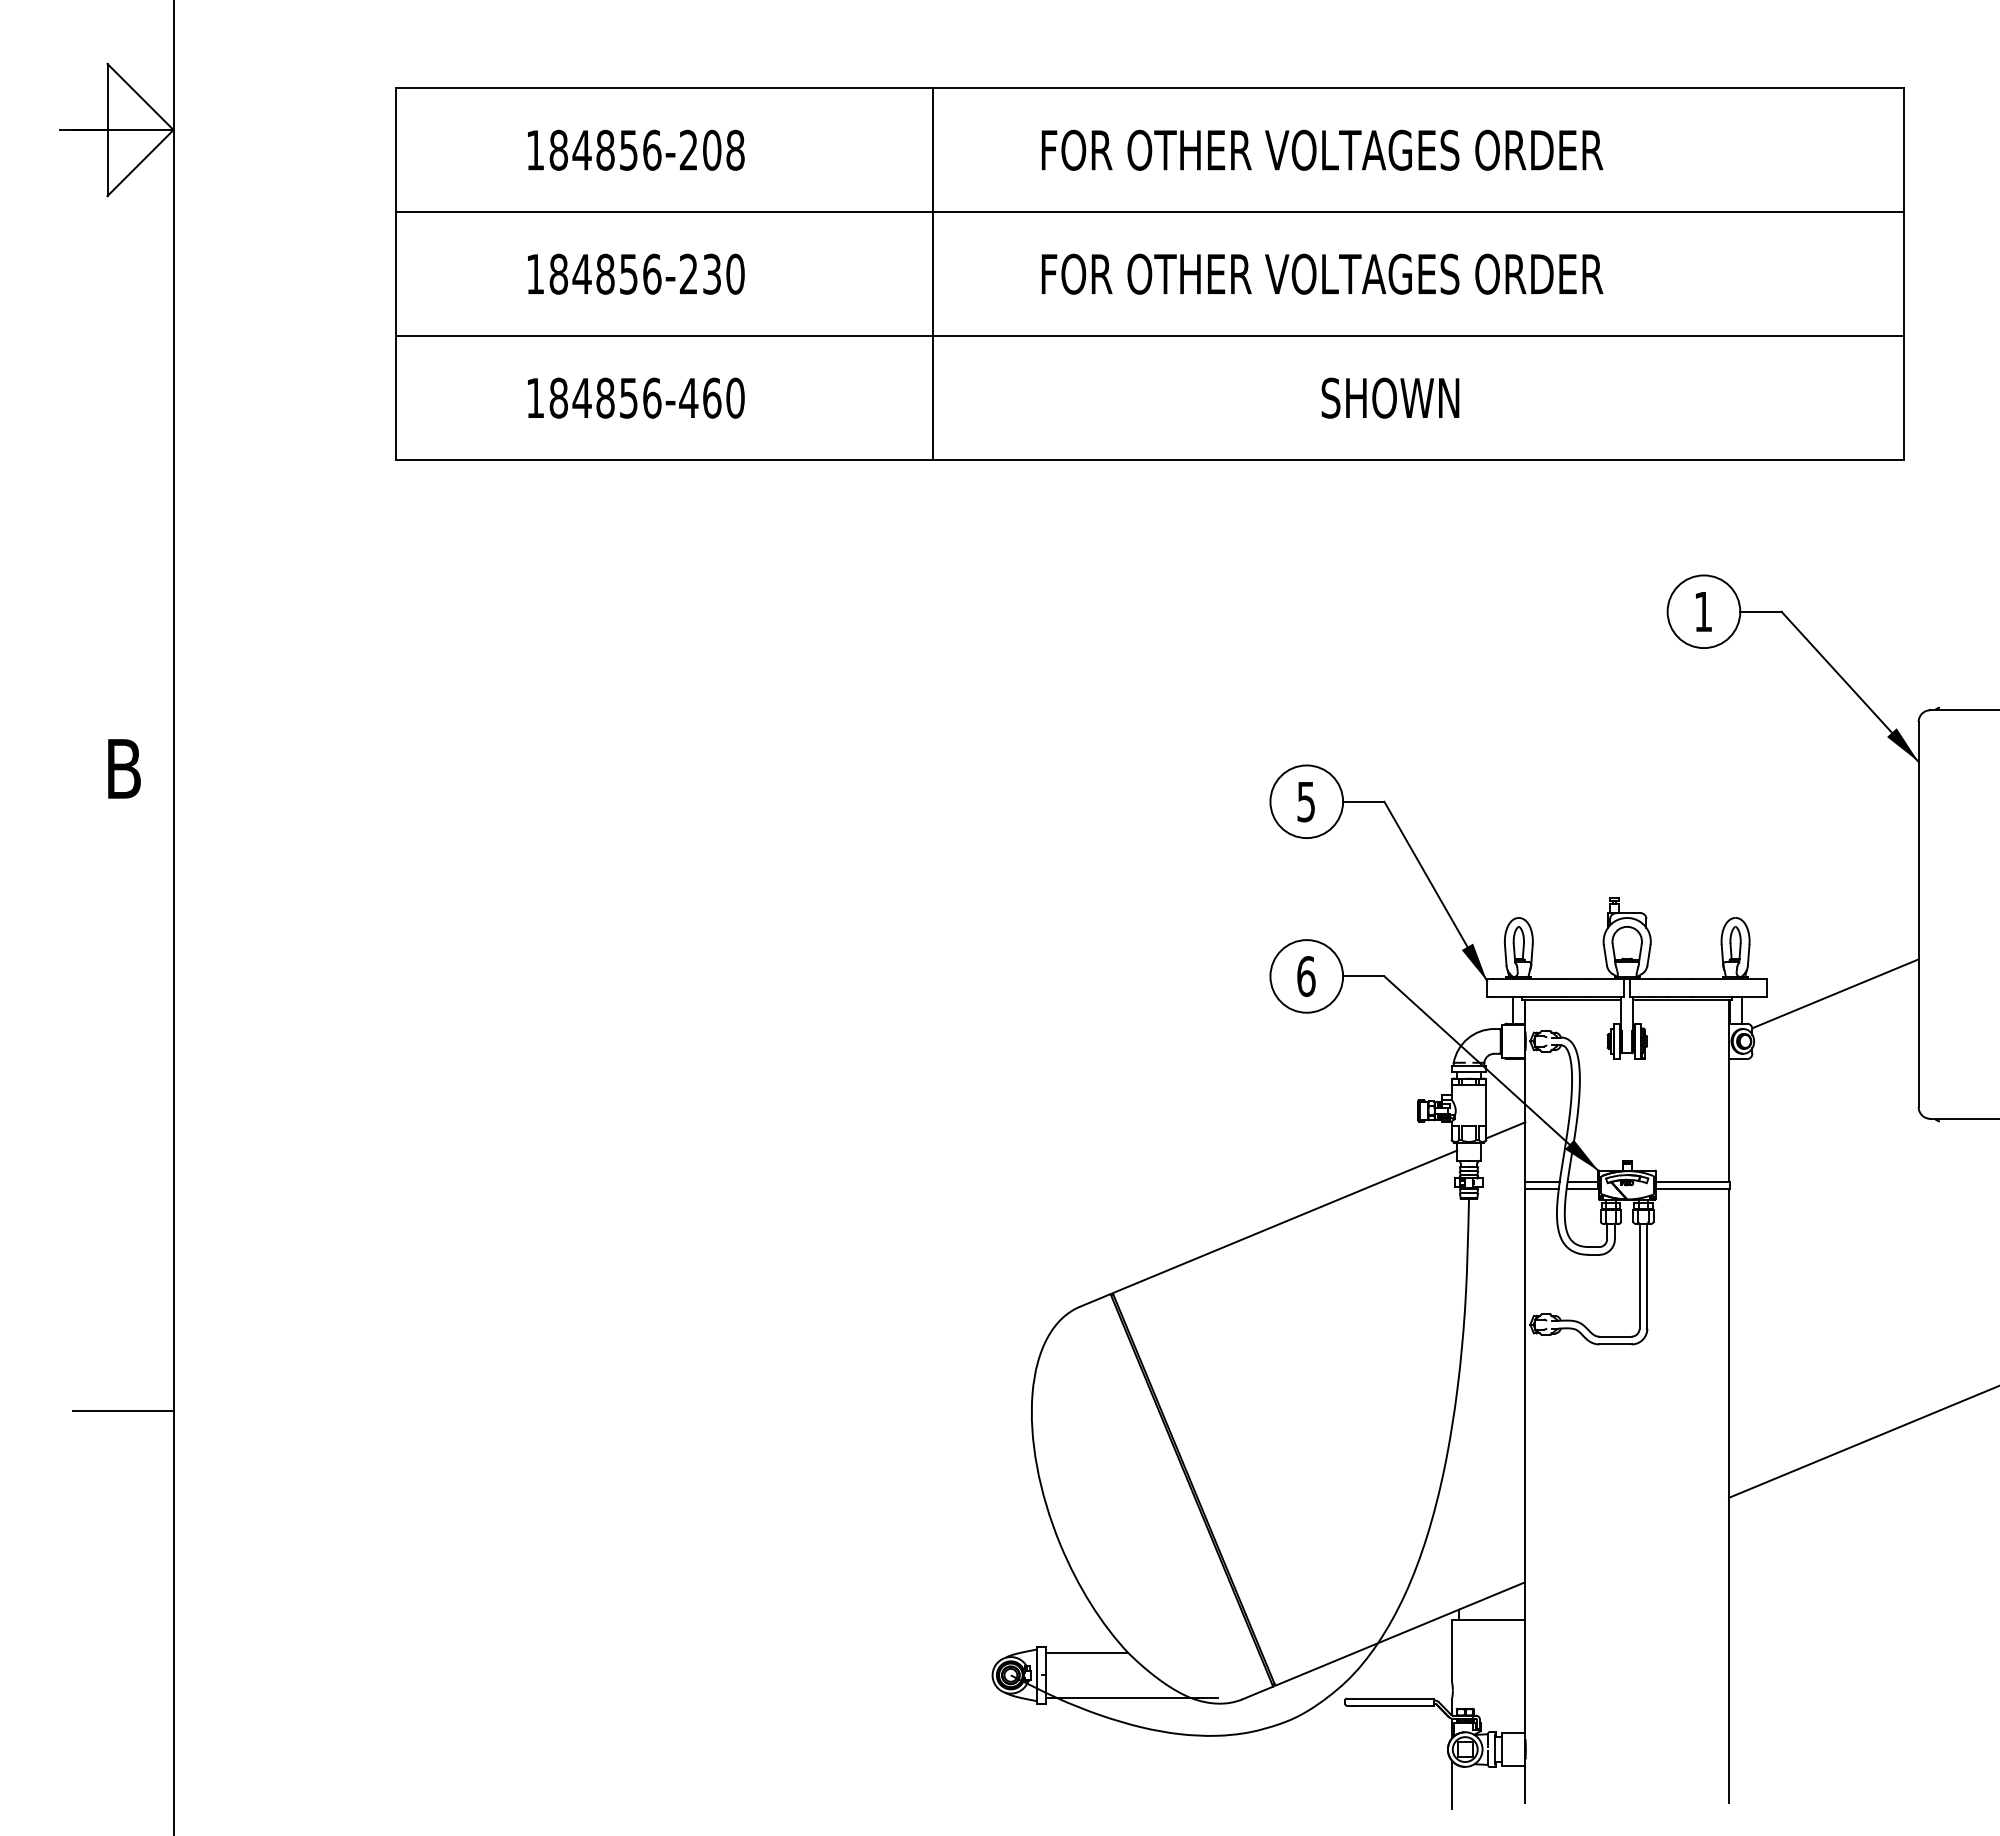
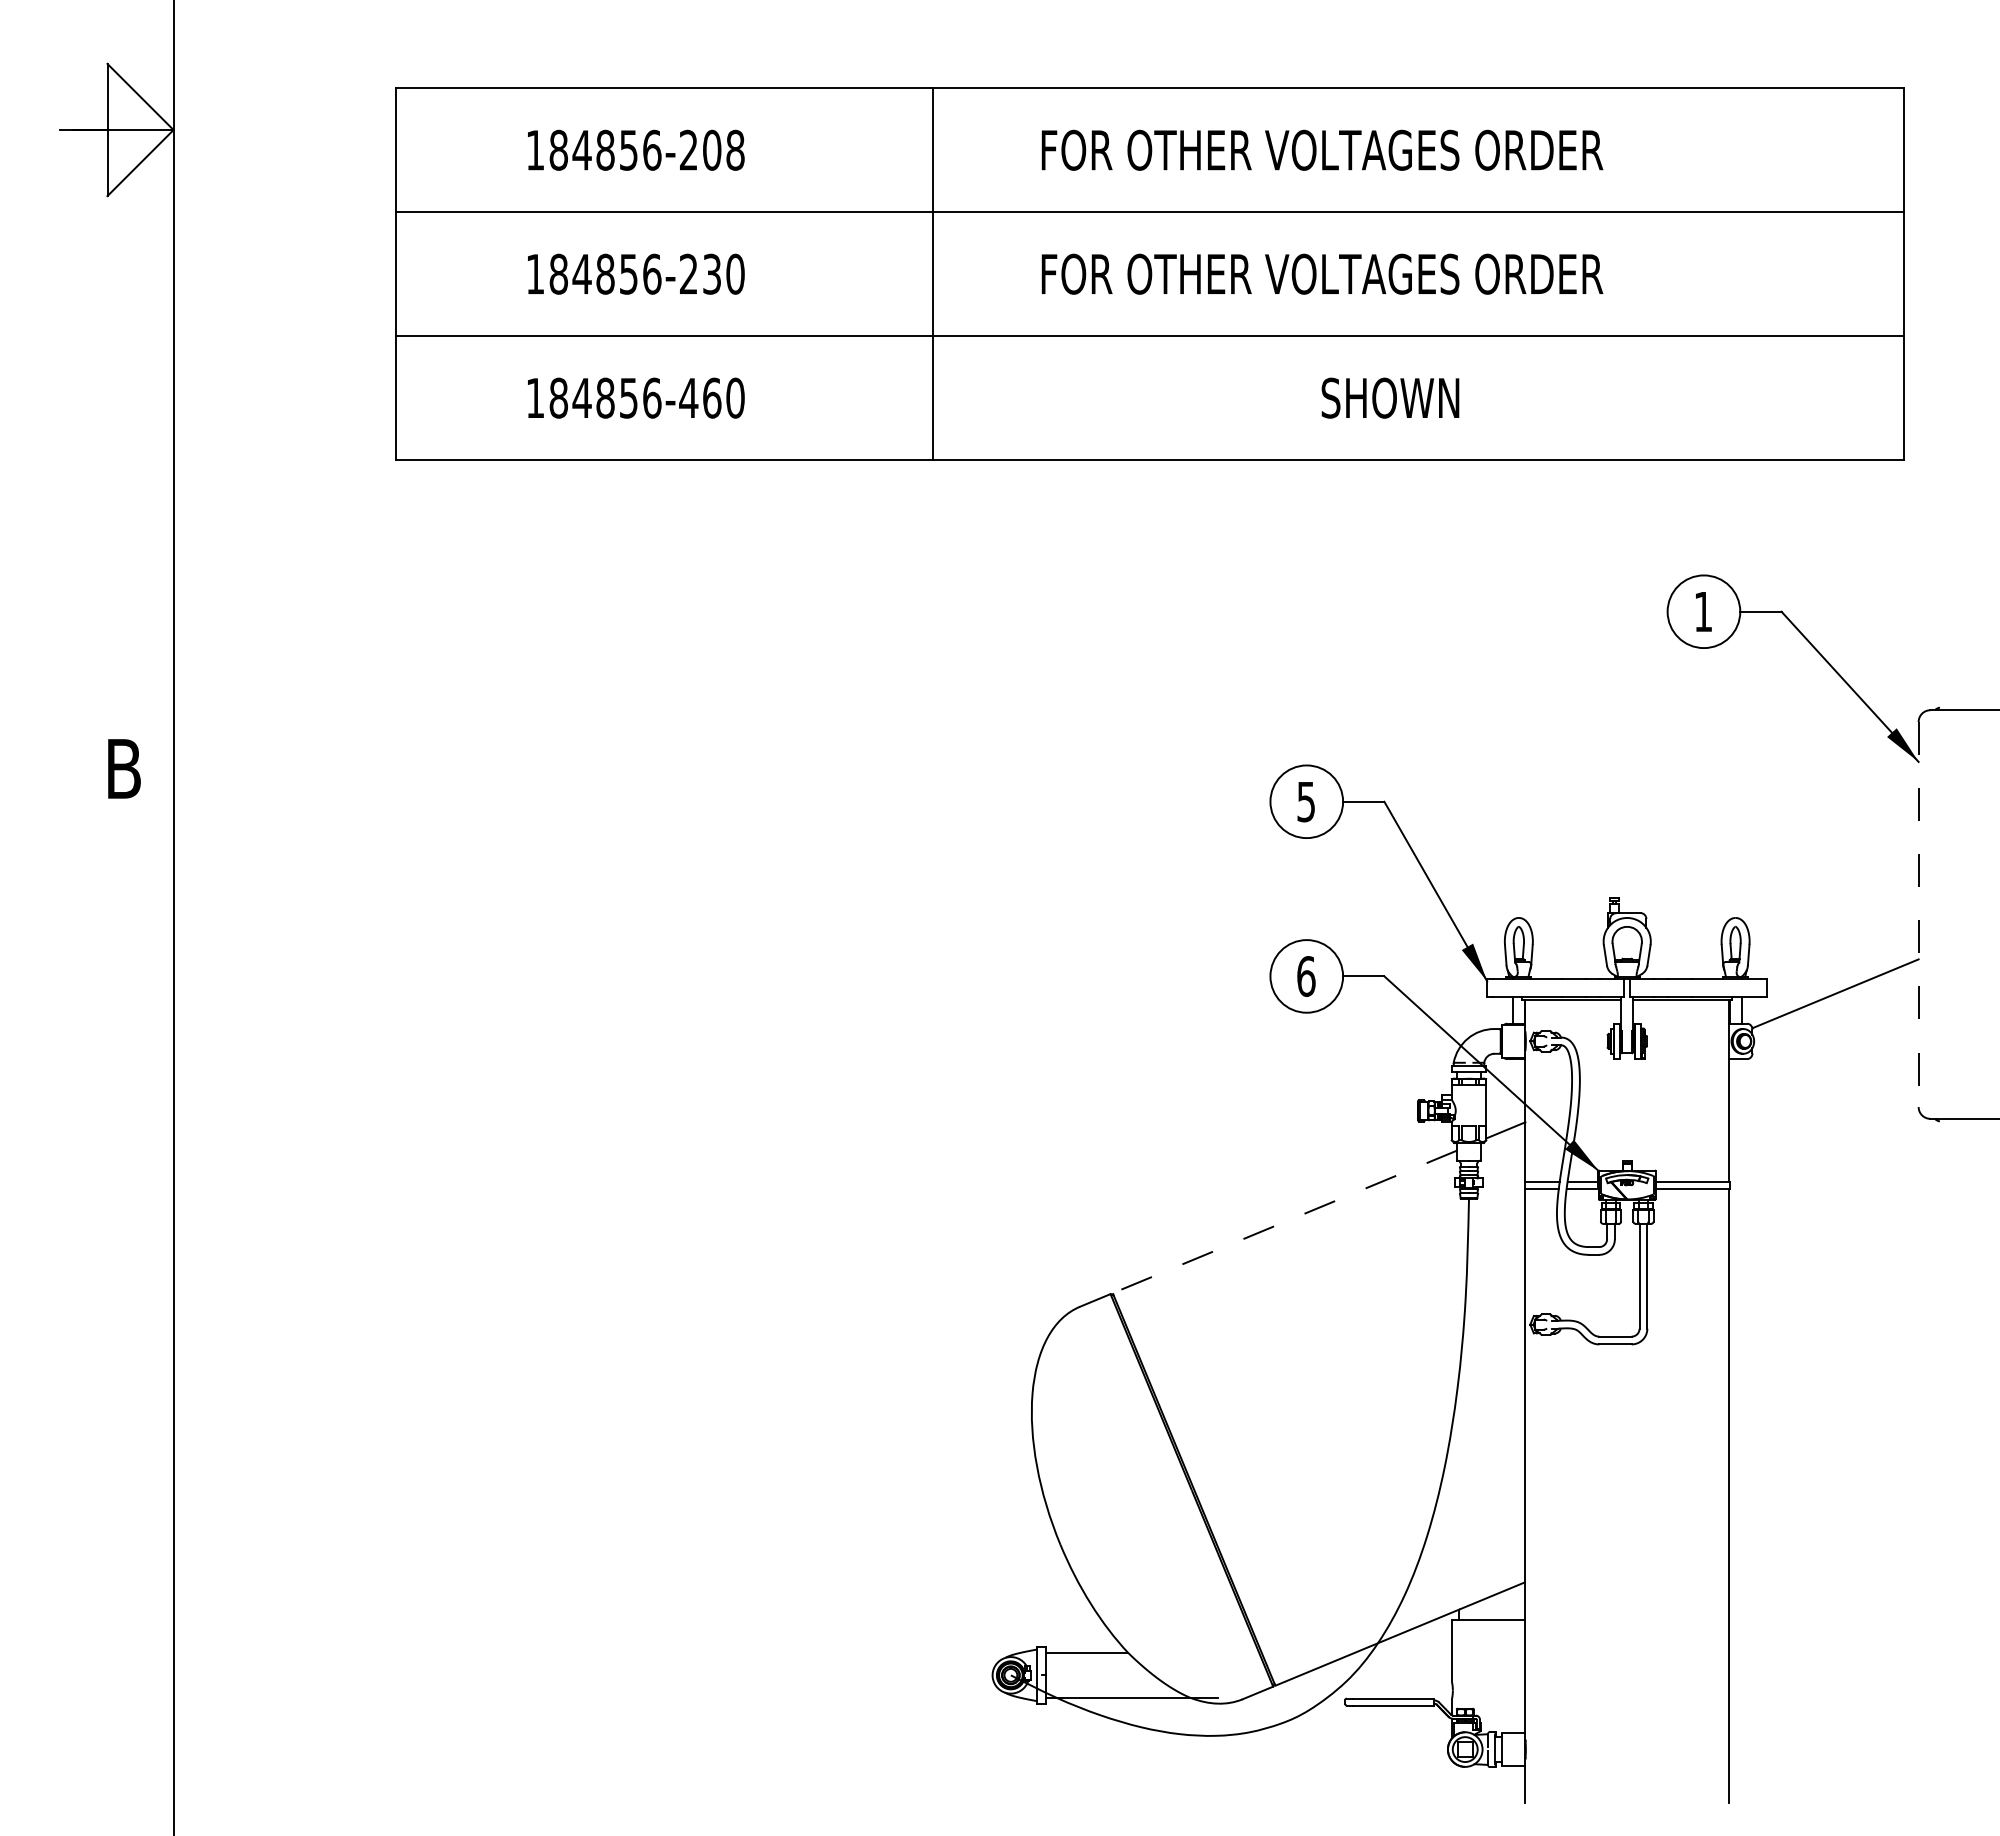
line: solid -> dashed (1918, 914)
line: solid -> dashed (1284, 1222)
line: present -> none (123, 1410)
line: present -> none (1862, 1442)
line: present -> none (1452, 1784)
